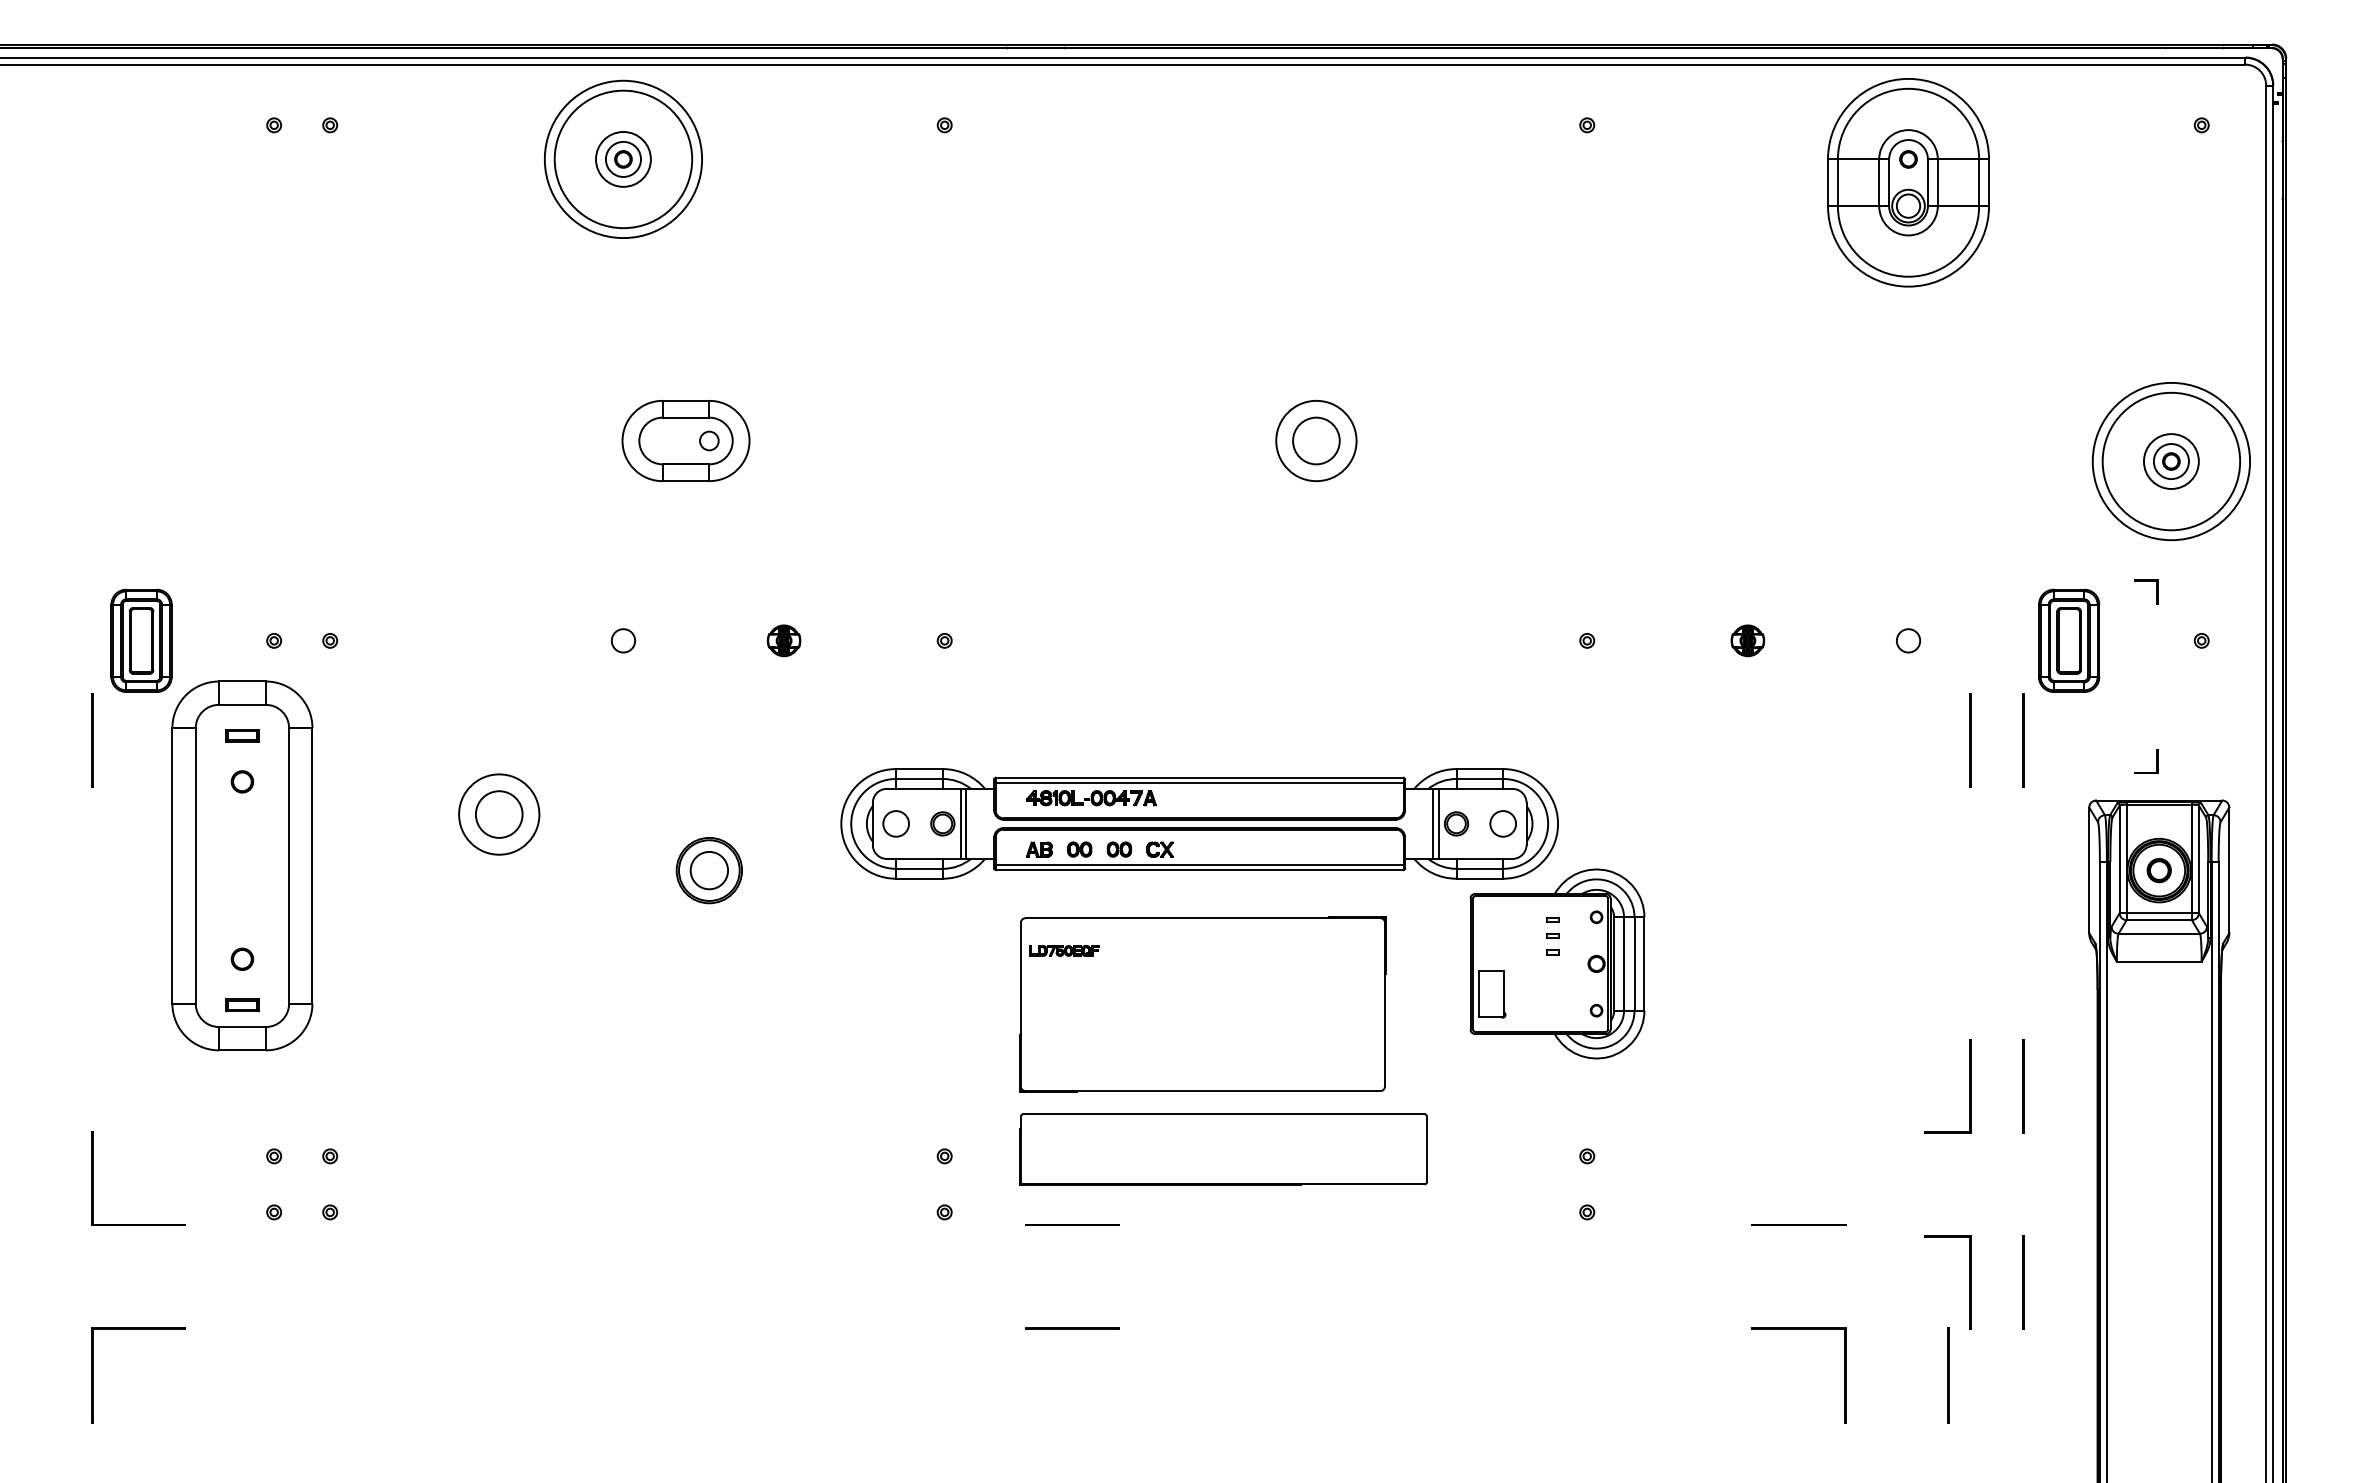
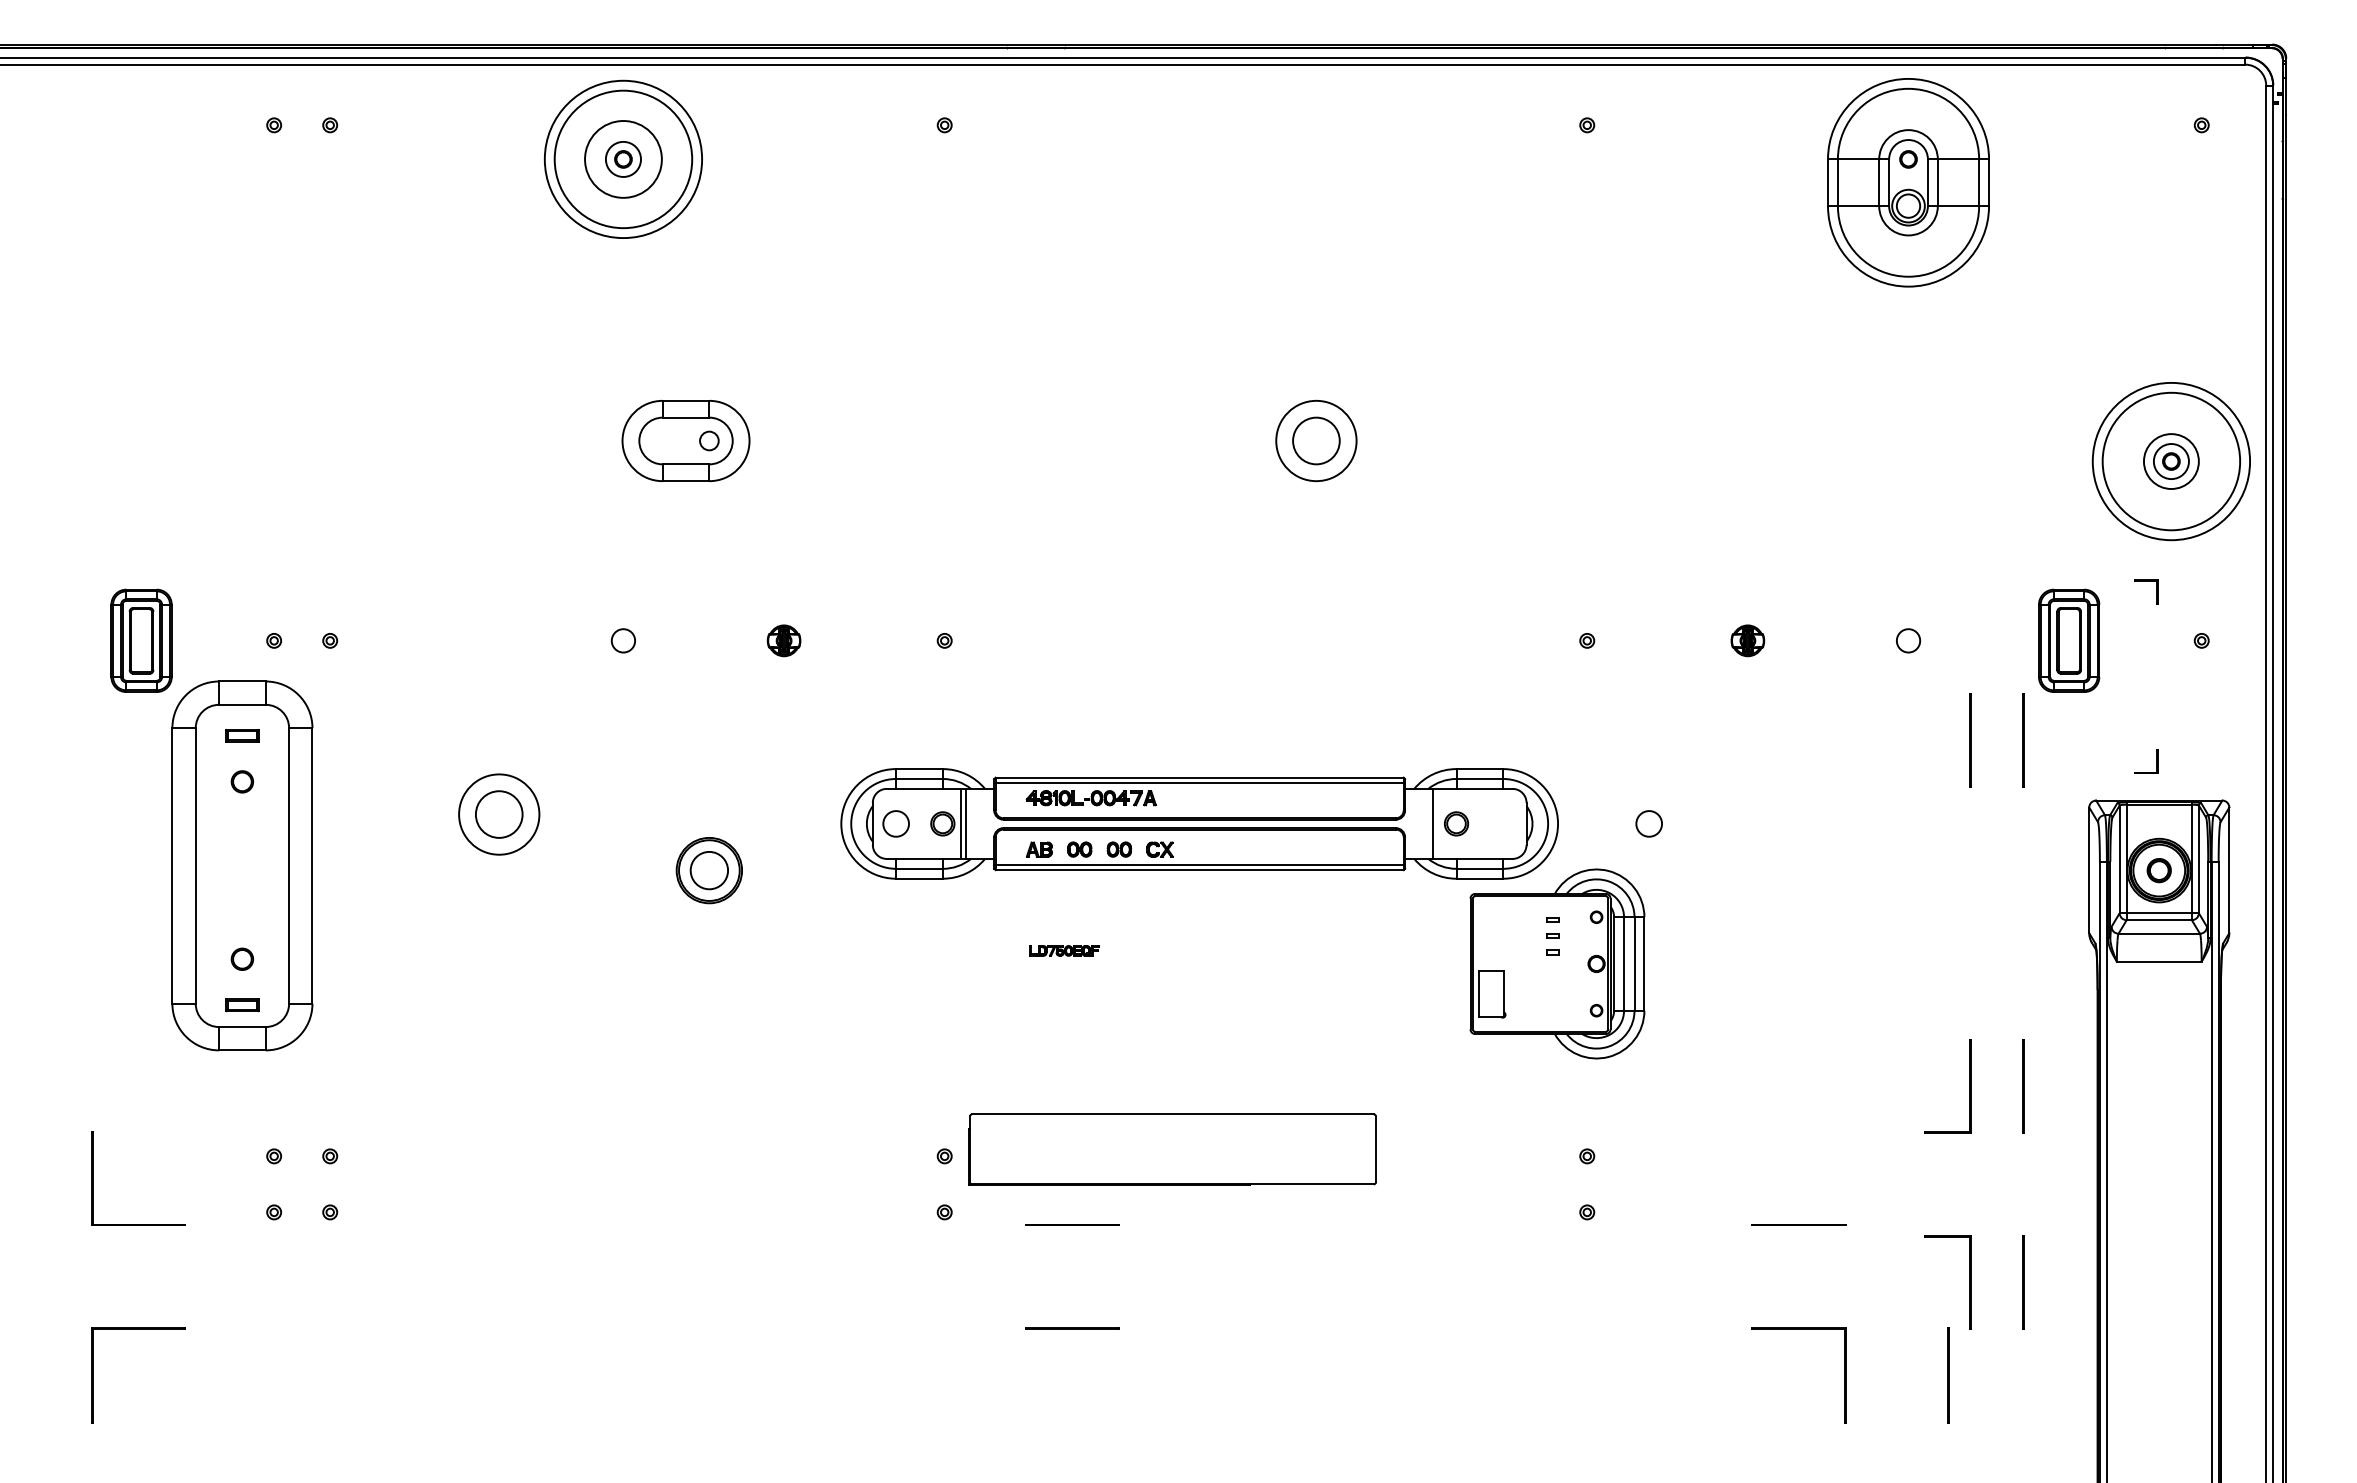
circle diameter: 55 px -> 77 px (623, 159)
line: present -> none (92, 740)
line: present -> none (1438, 823)
circle position: (1502, 823) -> (1648, 823) (1648, 823)
part: present -> none (1202, 1004)
part position: (1223, 1149) -> (1172, 1149) (1172, 1149)
